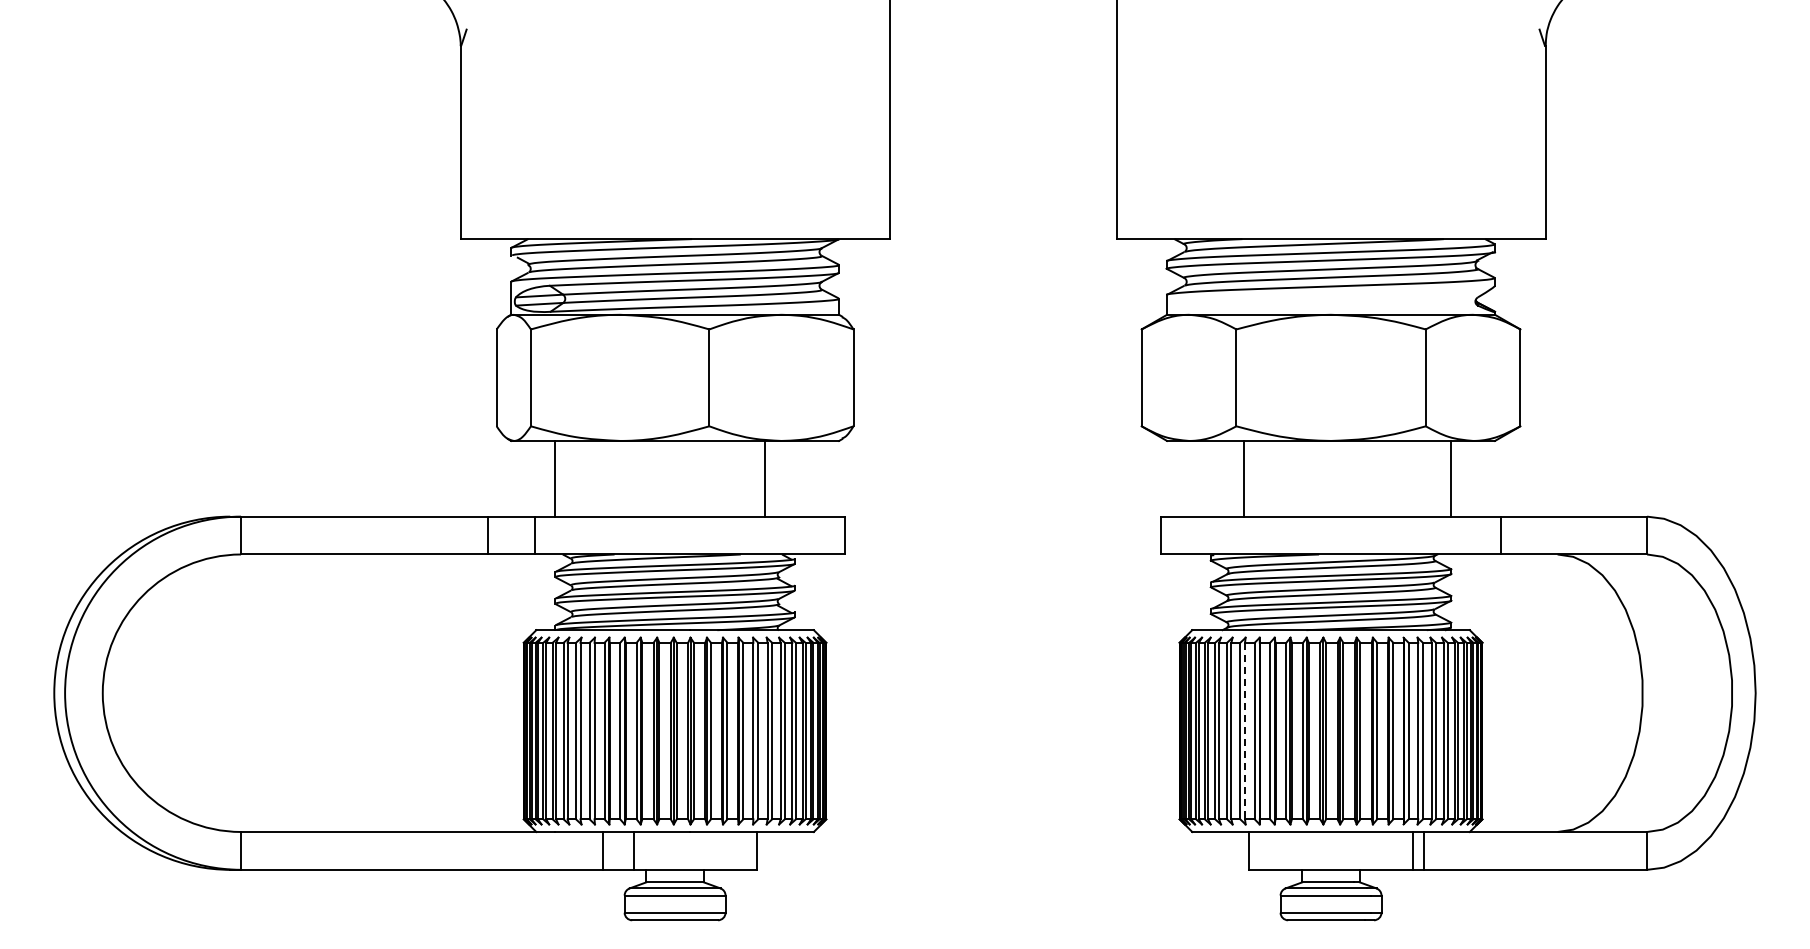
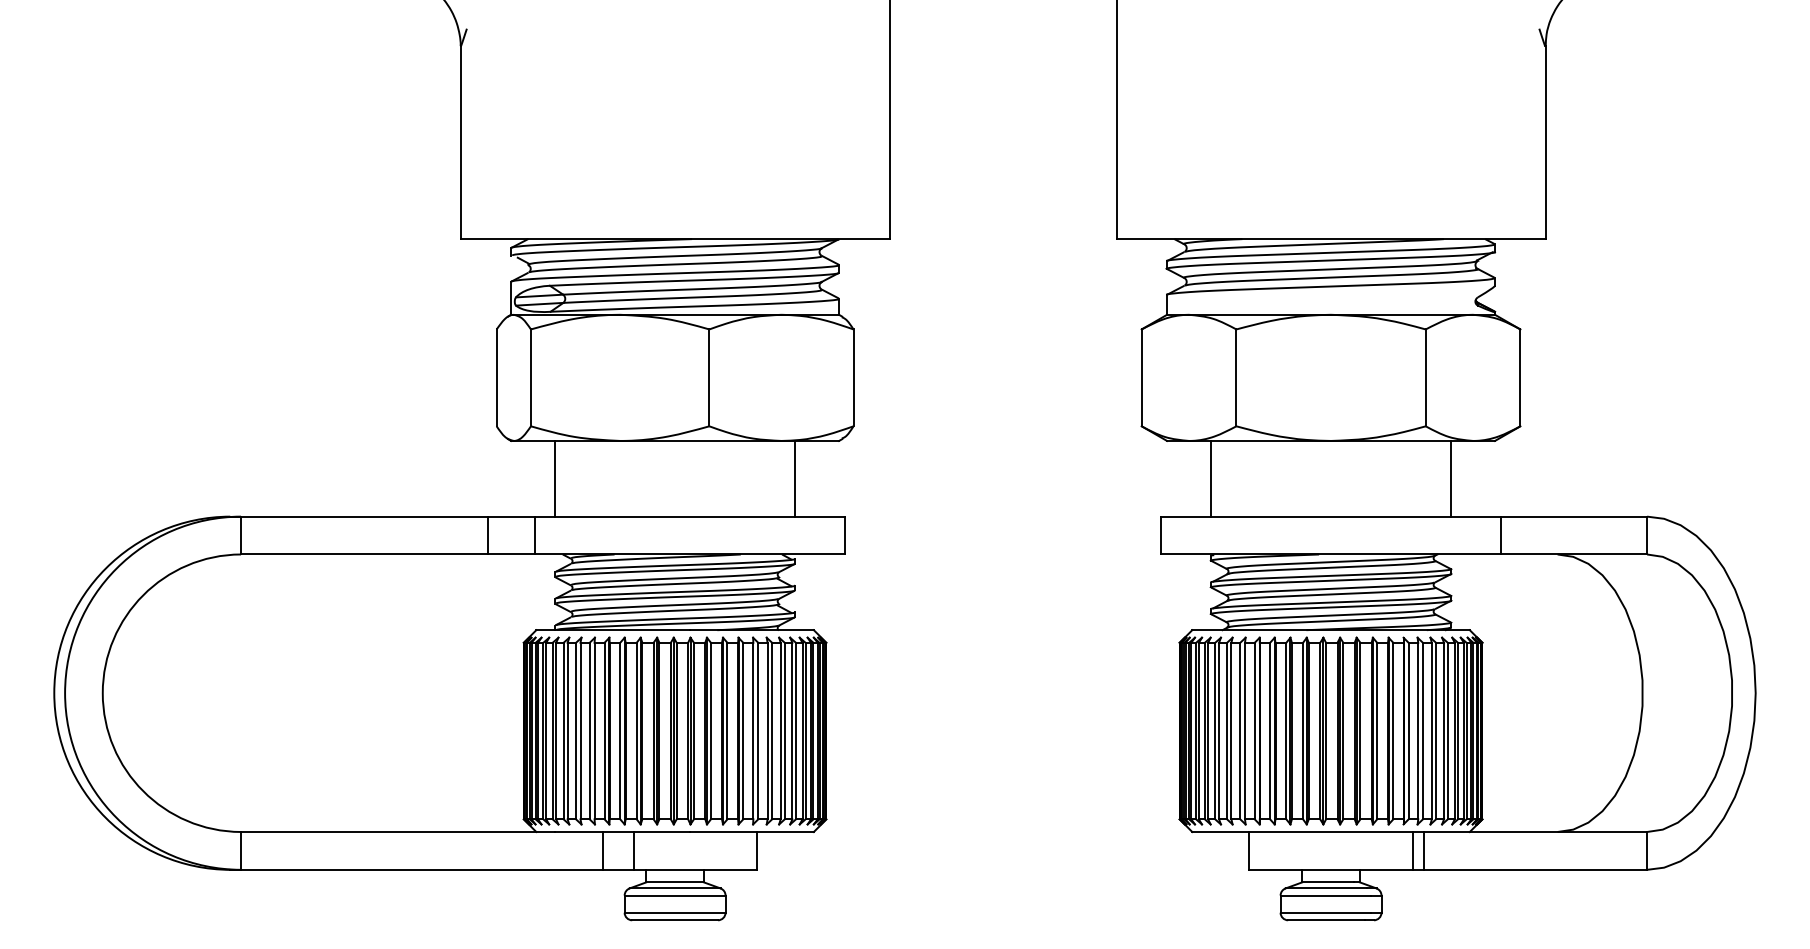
line position: (764, 478) -> (794, 478) (794, 478)
line position: (1244, 478) -> (1211, 478) (1211, 478)
line: dashed -> solid (1245, 731)
